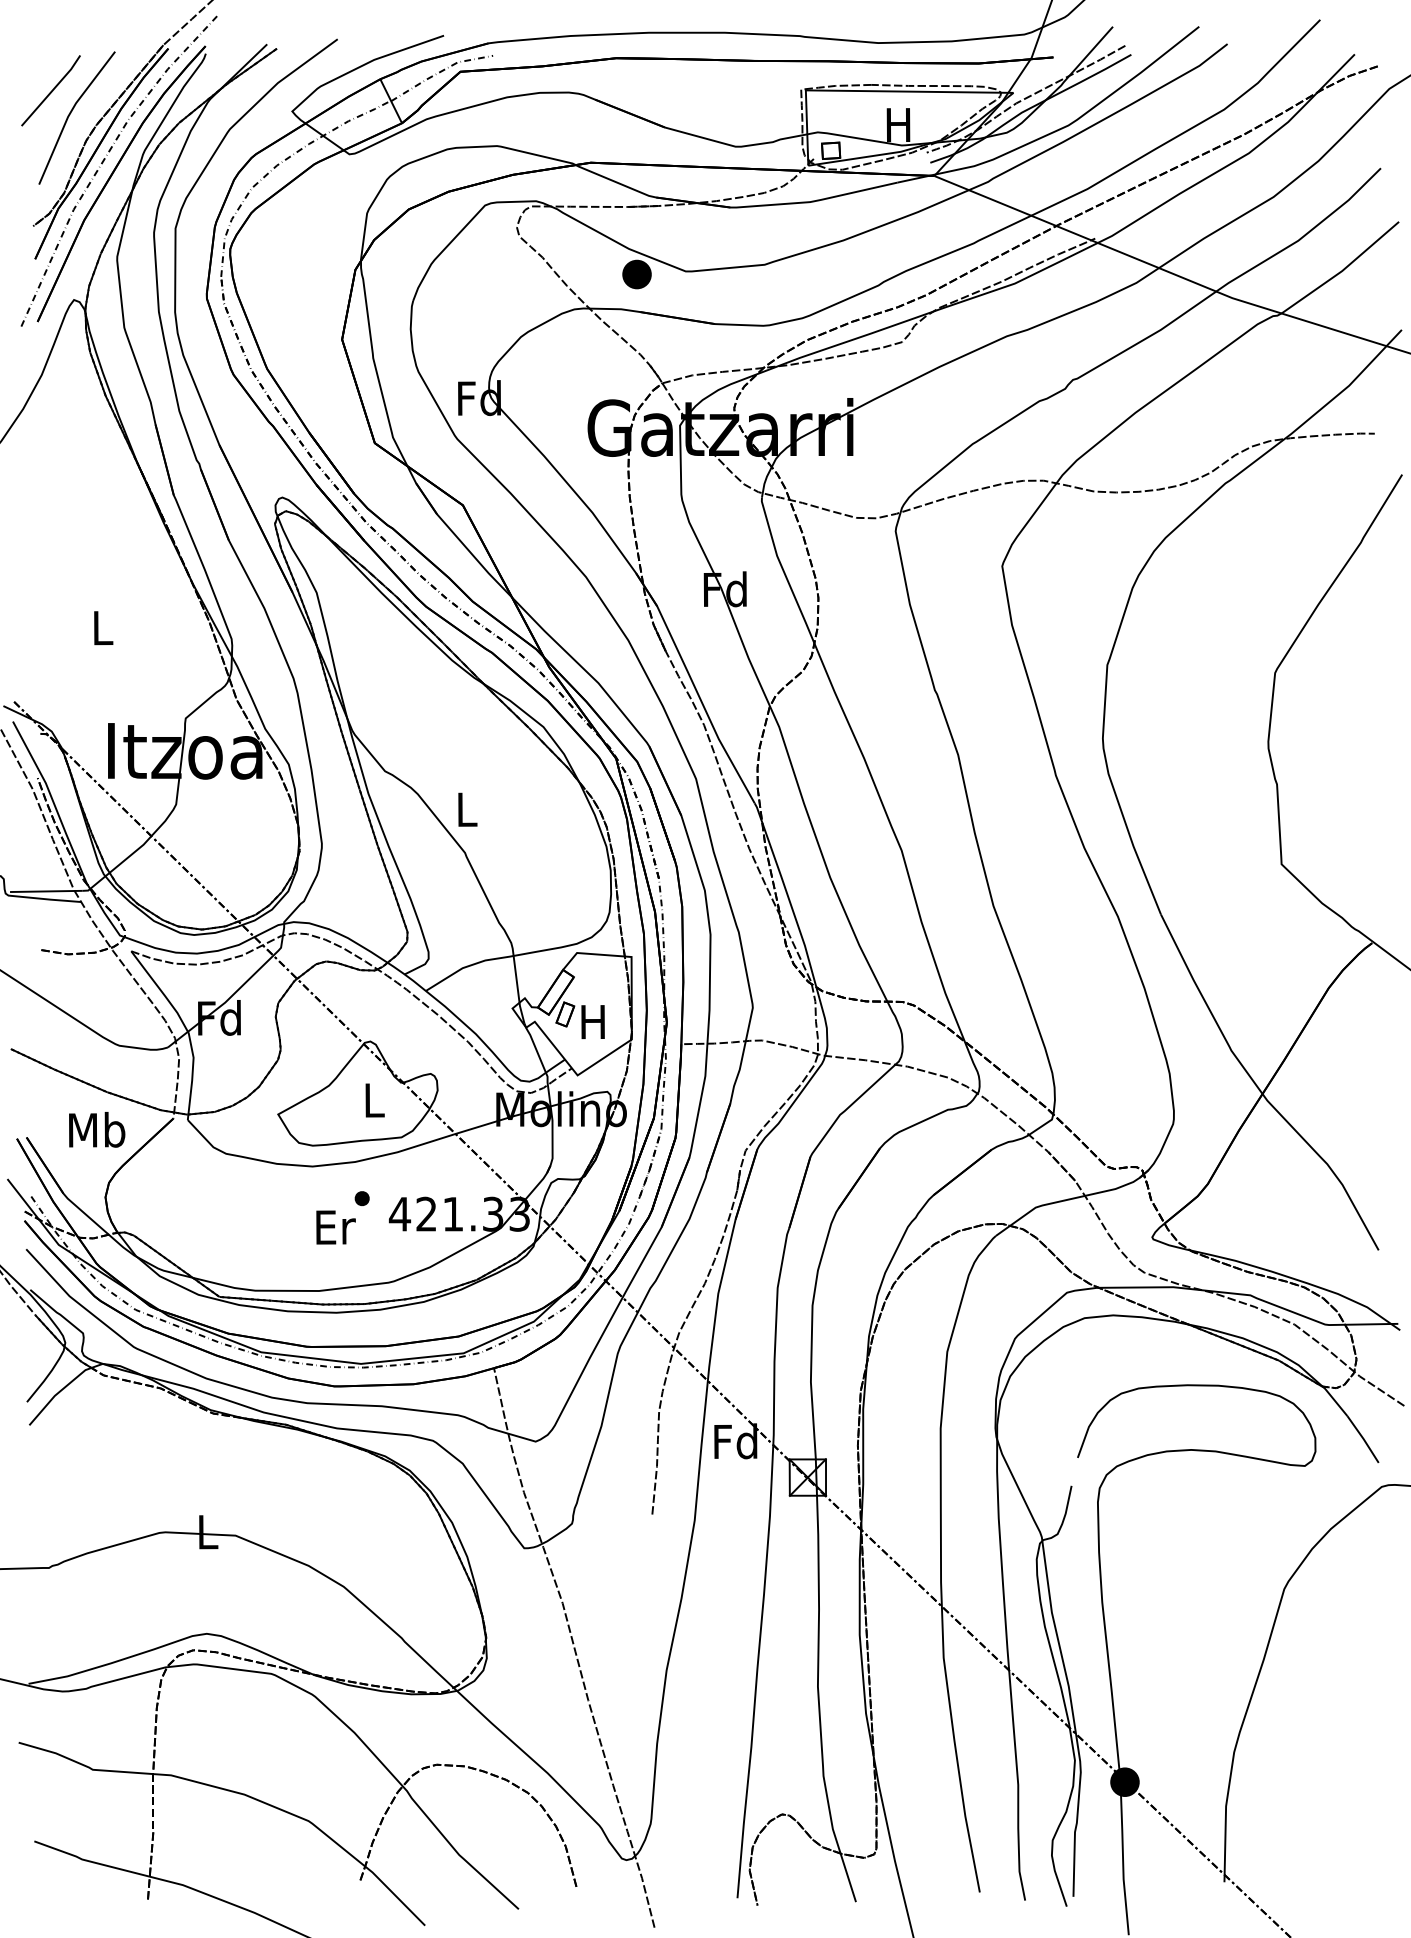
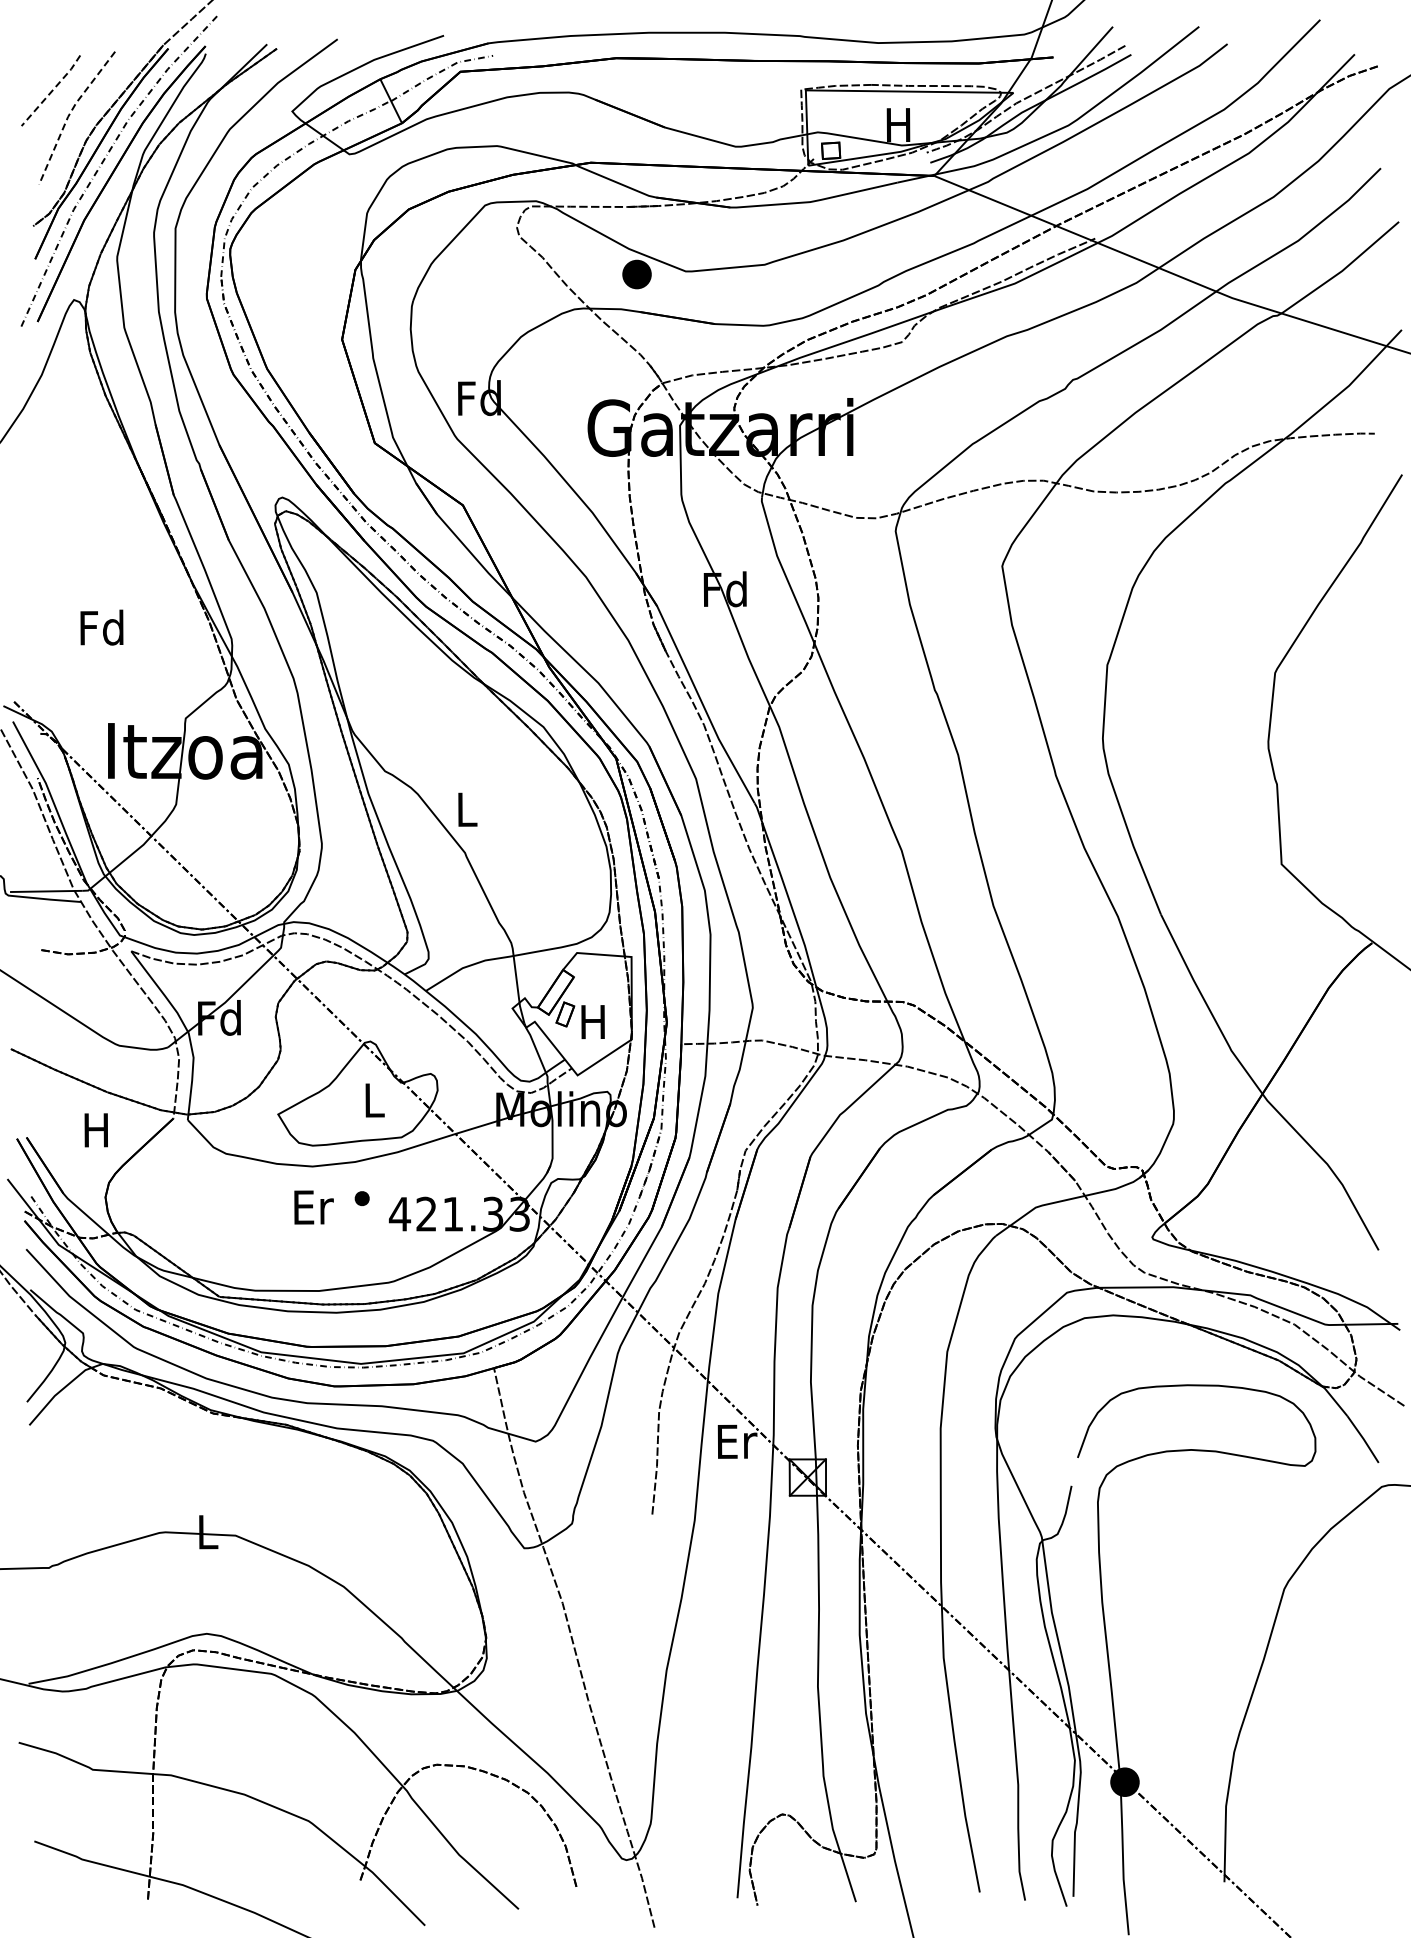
line: solid -> dashed (52, 91)
line: solid -> dashed (69, 114)
text: L -> Fd (101, 627)
text: Mb -> H (97, 1129)
text position: (335, 1227) -> (313, 1207) (313, 1207)
text: Fd -> Er (735, 1441)
